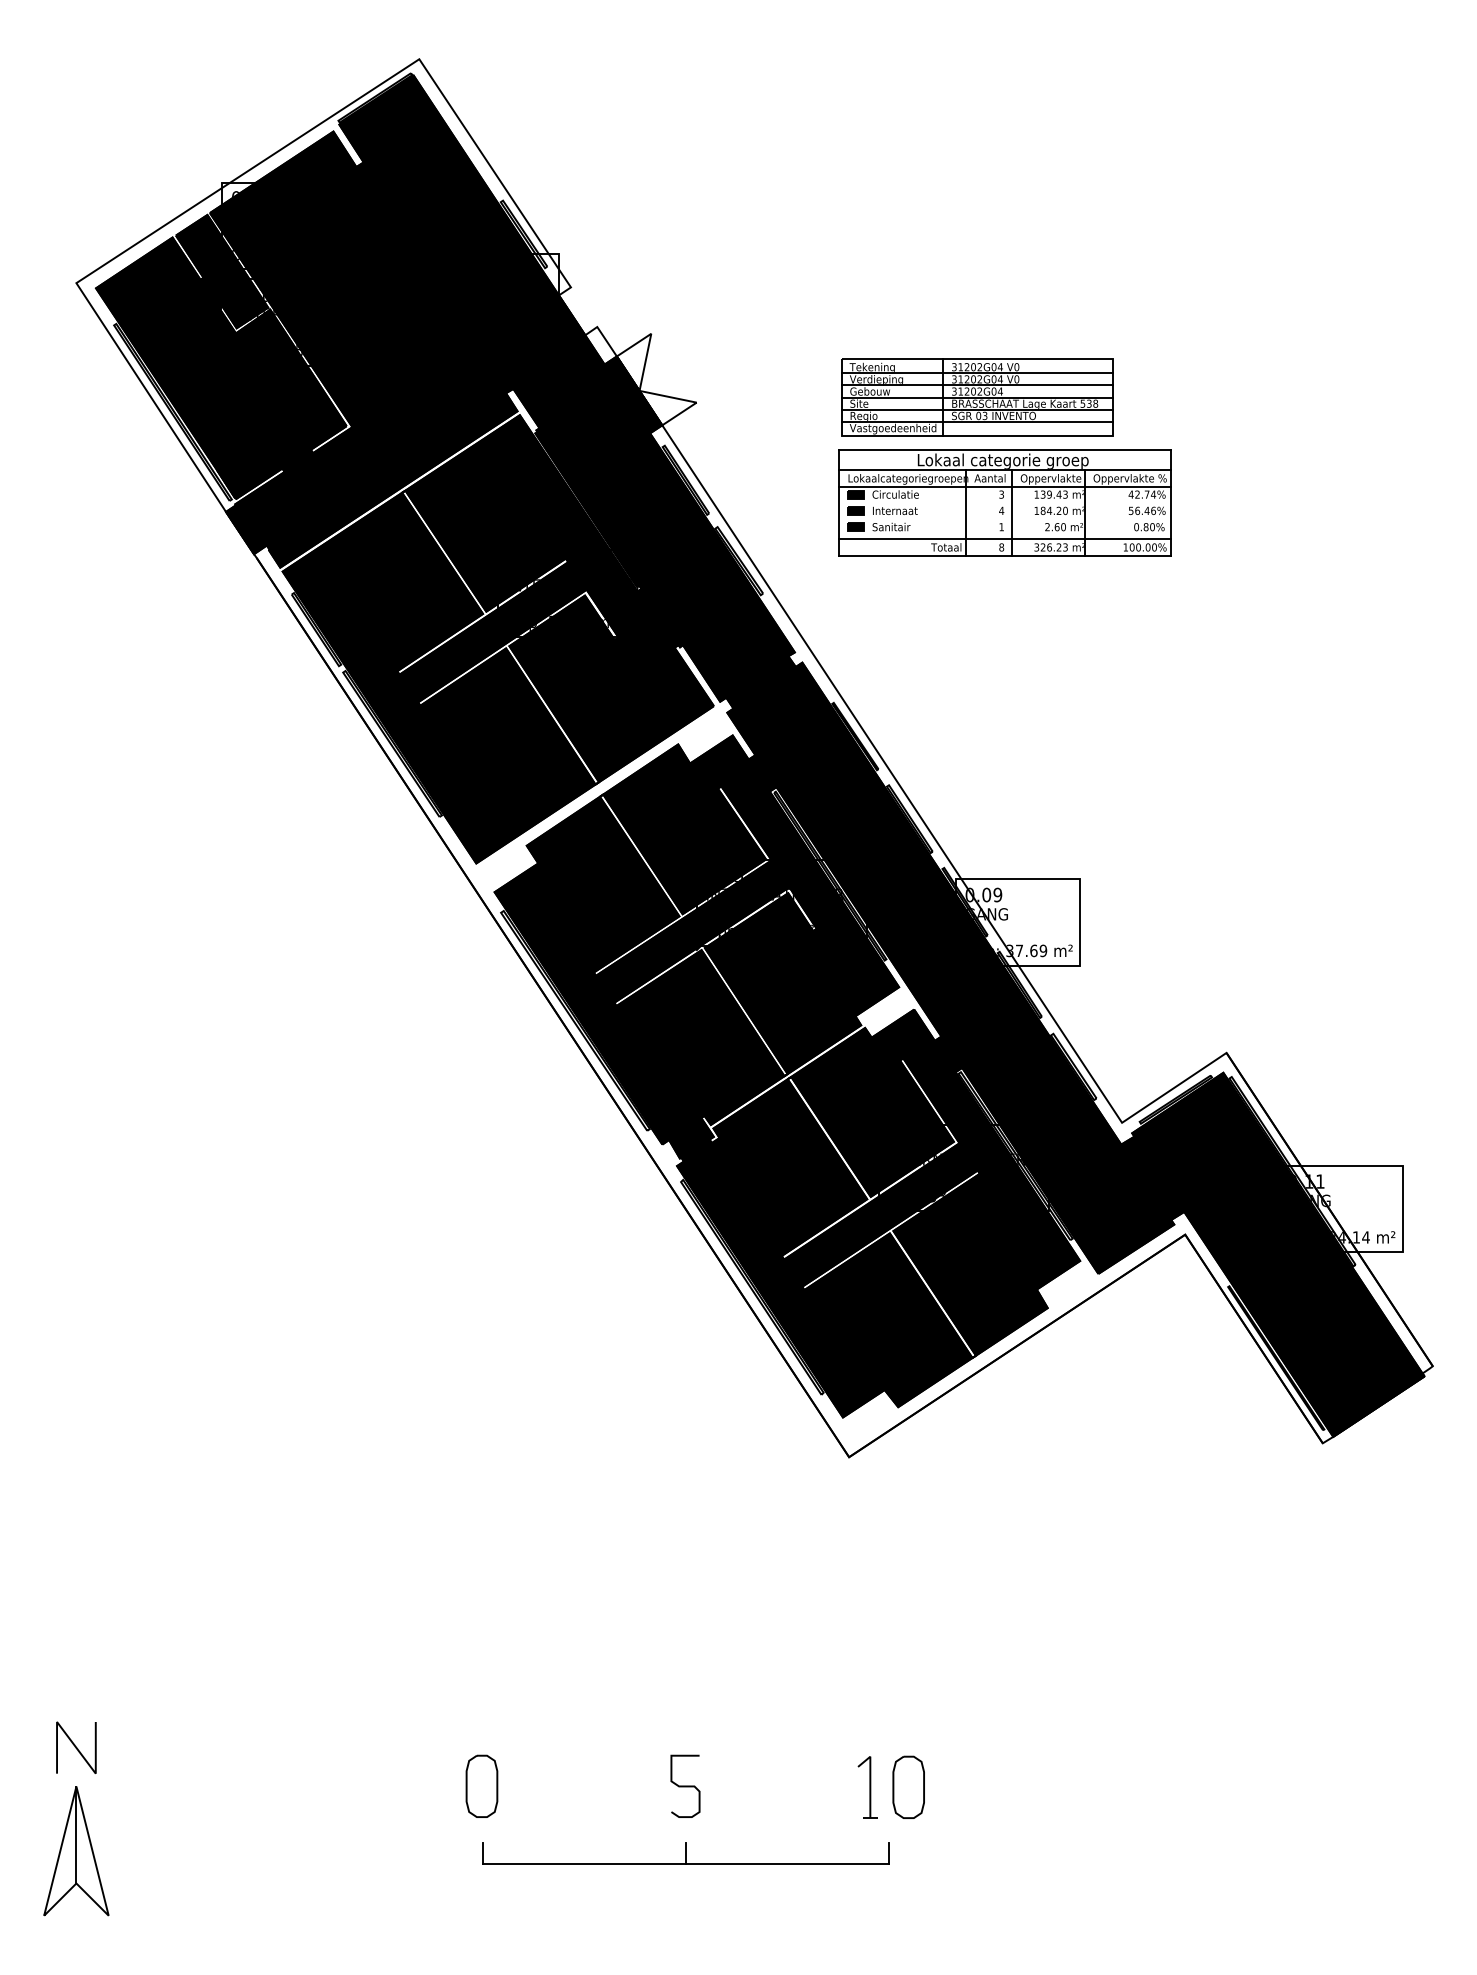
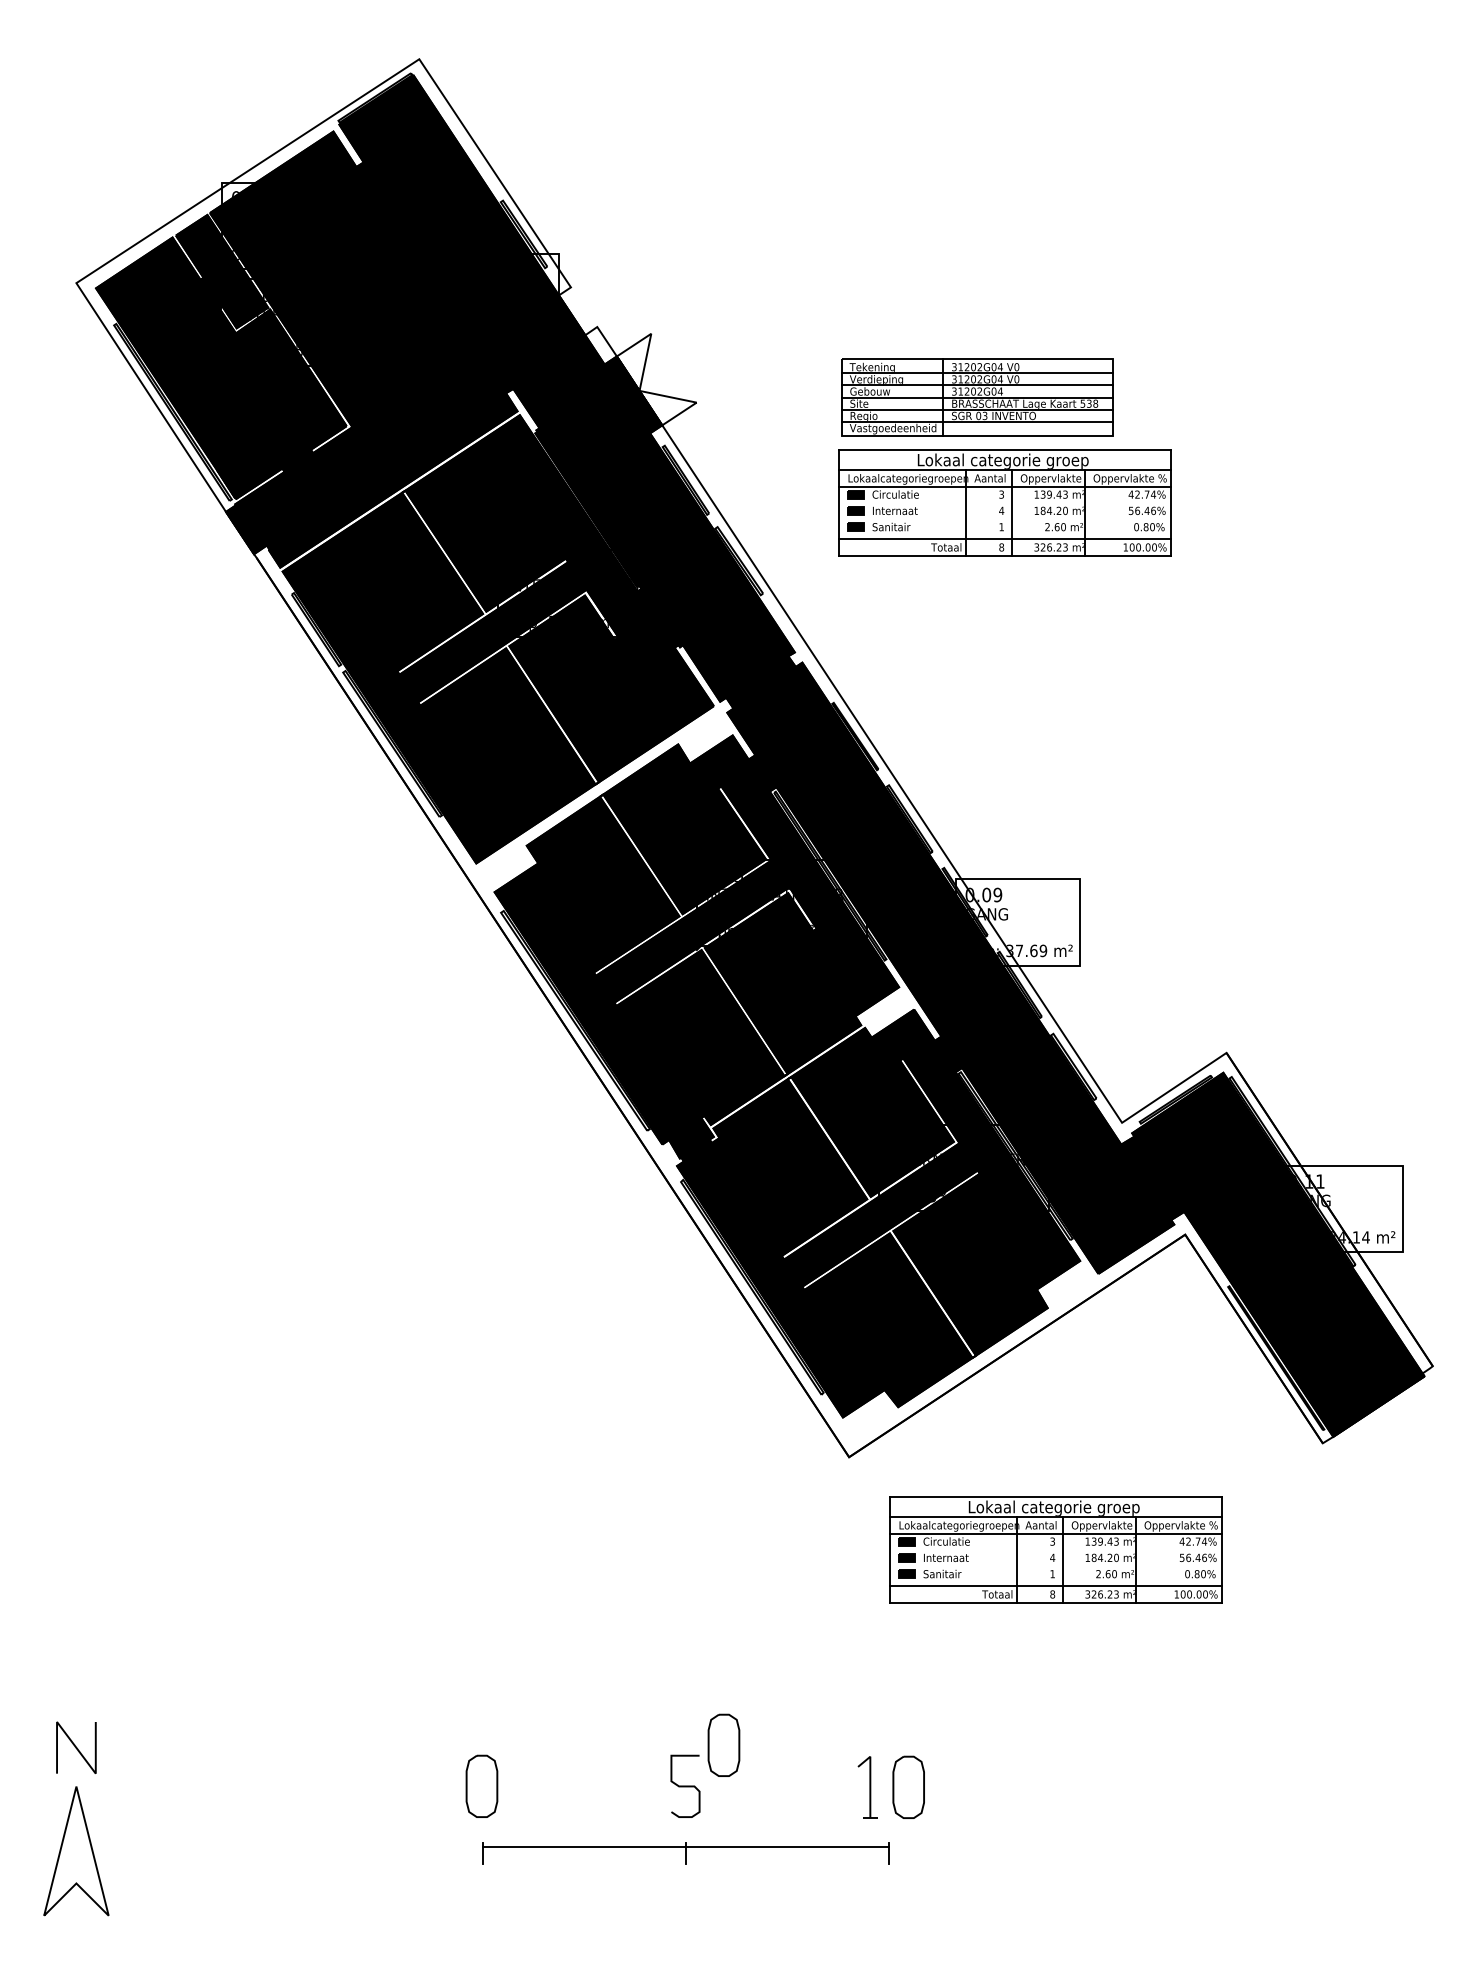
part: none -> present (1055, 1549)
part: none -> present (723, 1744)
line: present -> none (76, 1834)
line position: (685, 1863) -> (685, 1846) (685, 1846)
